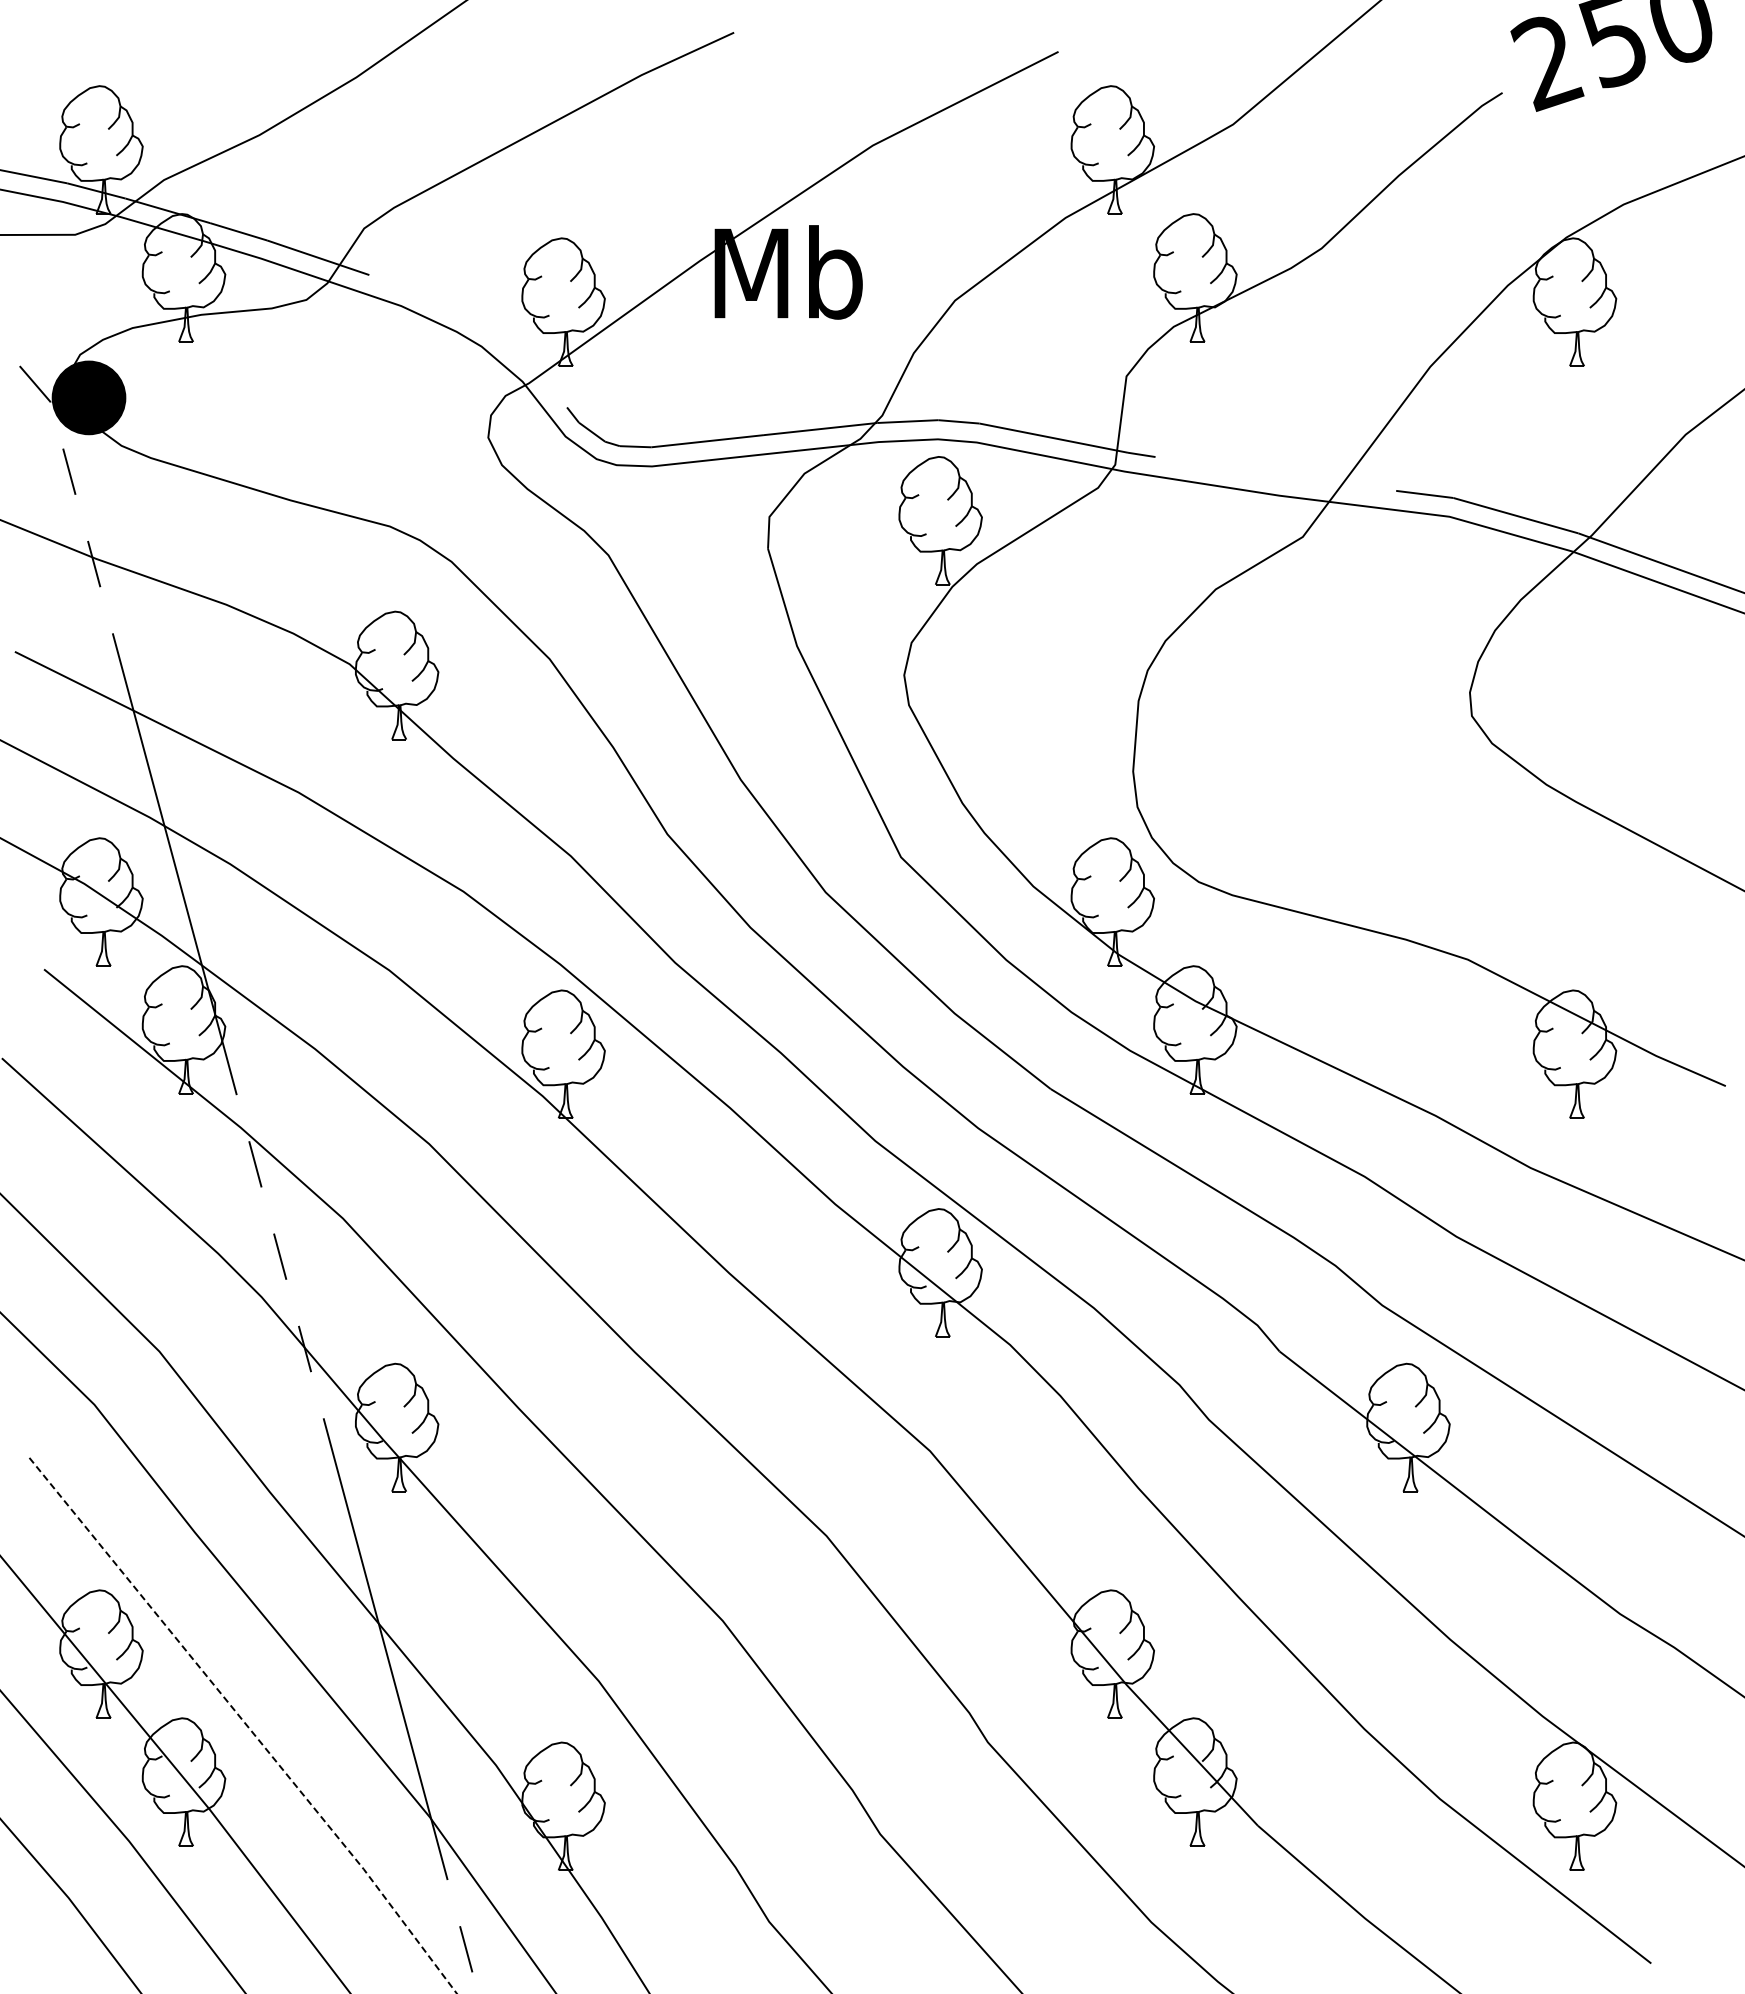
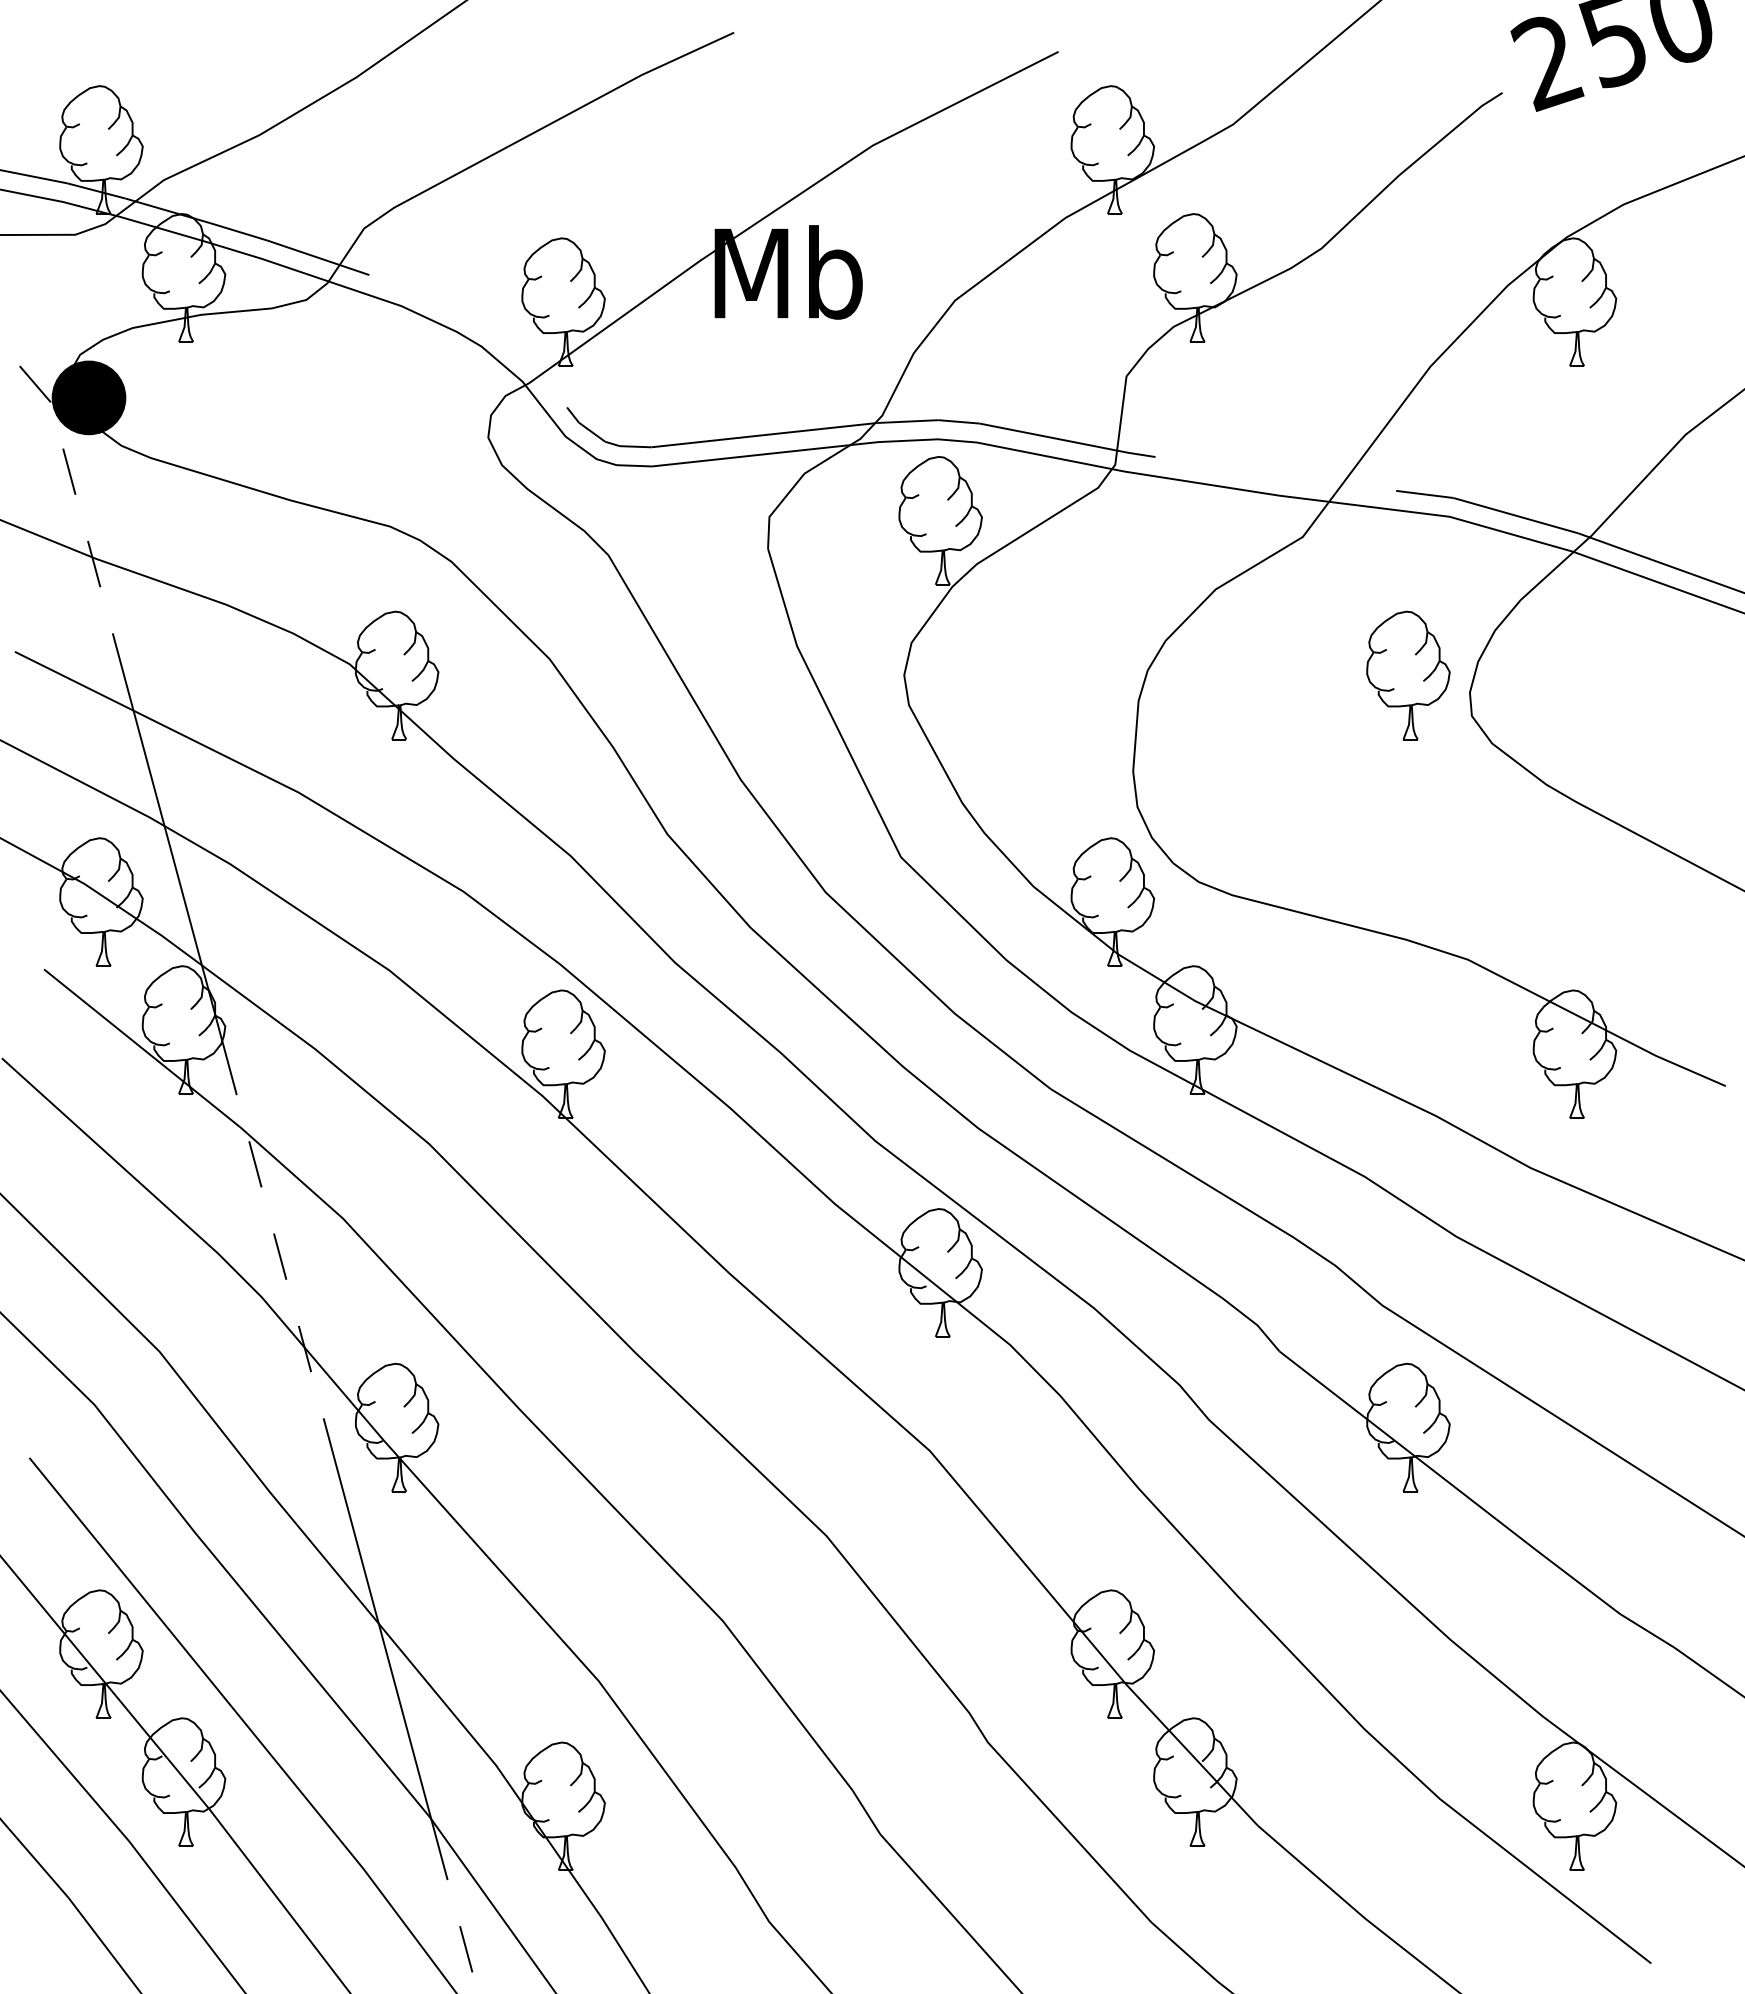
part: none -> present (1408, 675)
line: dashed -> solid (246, 1724)
